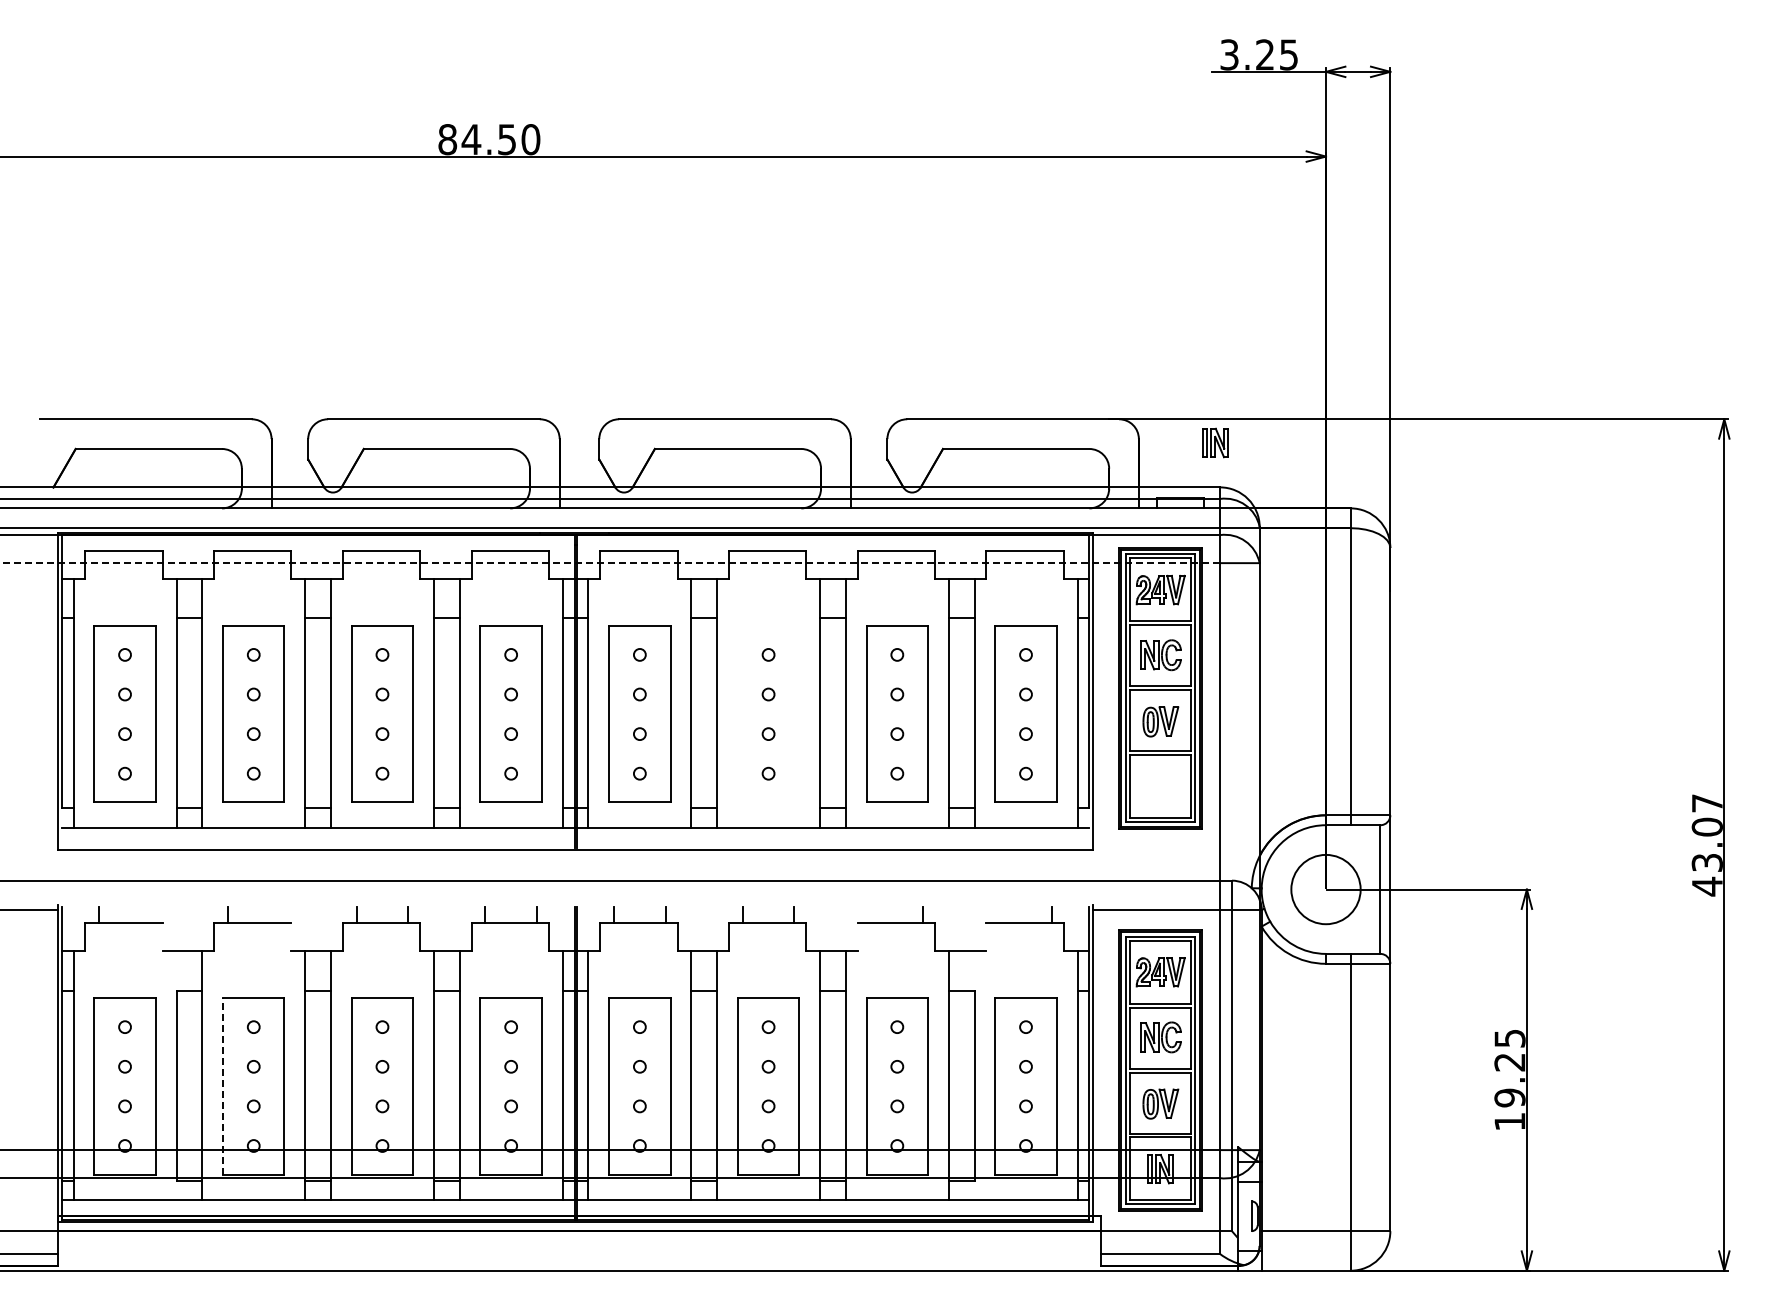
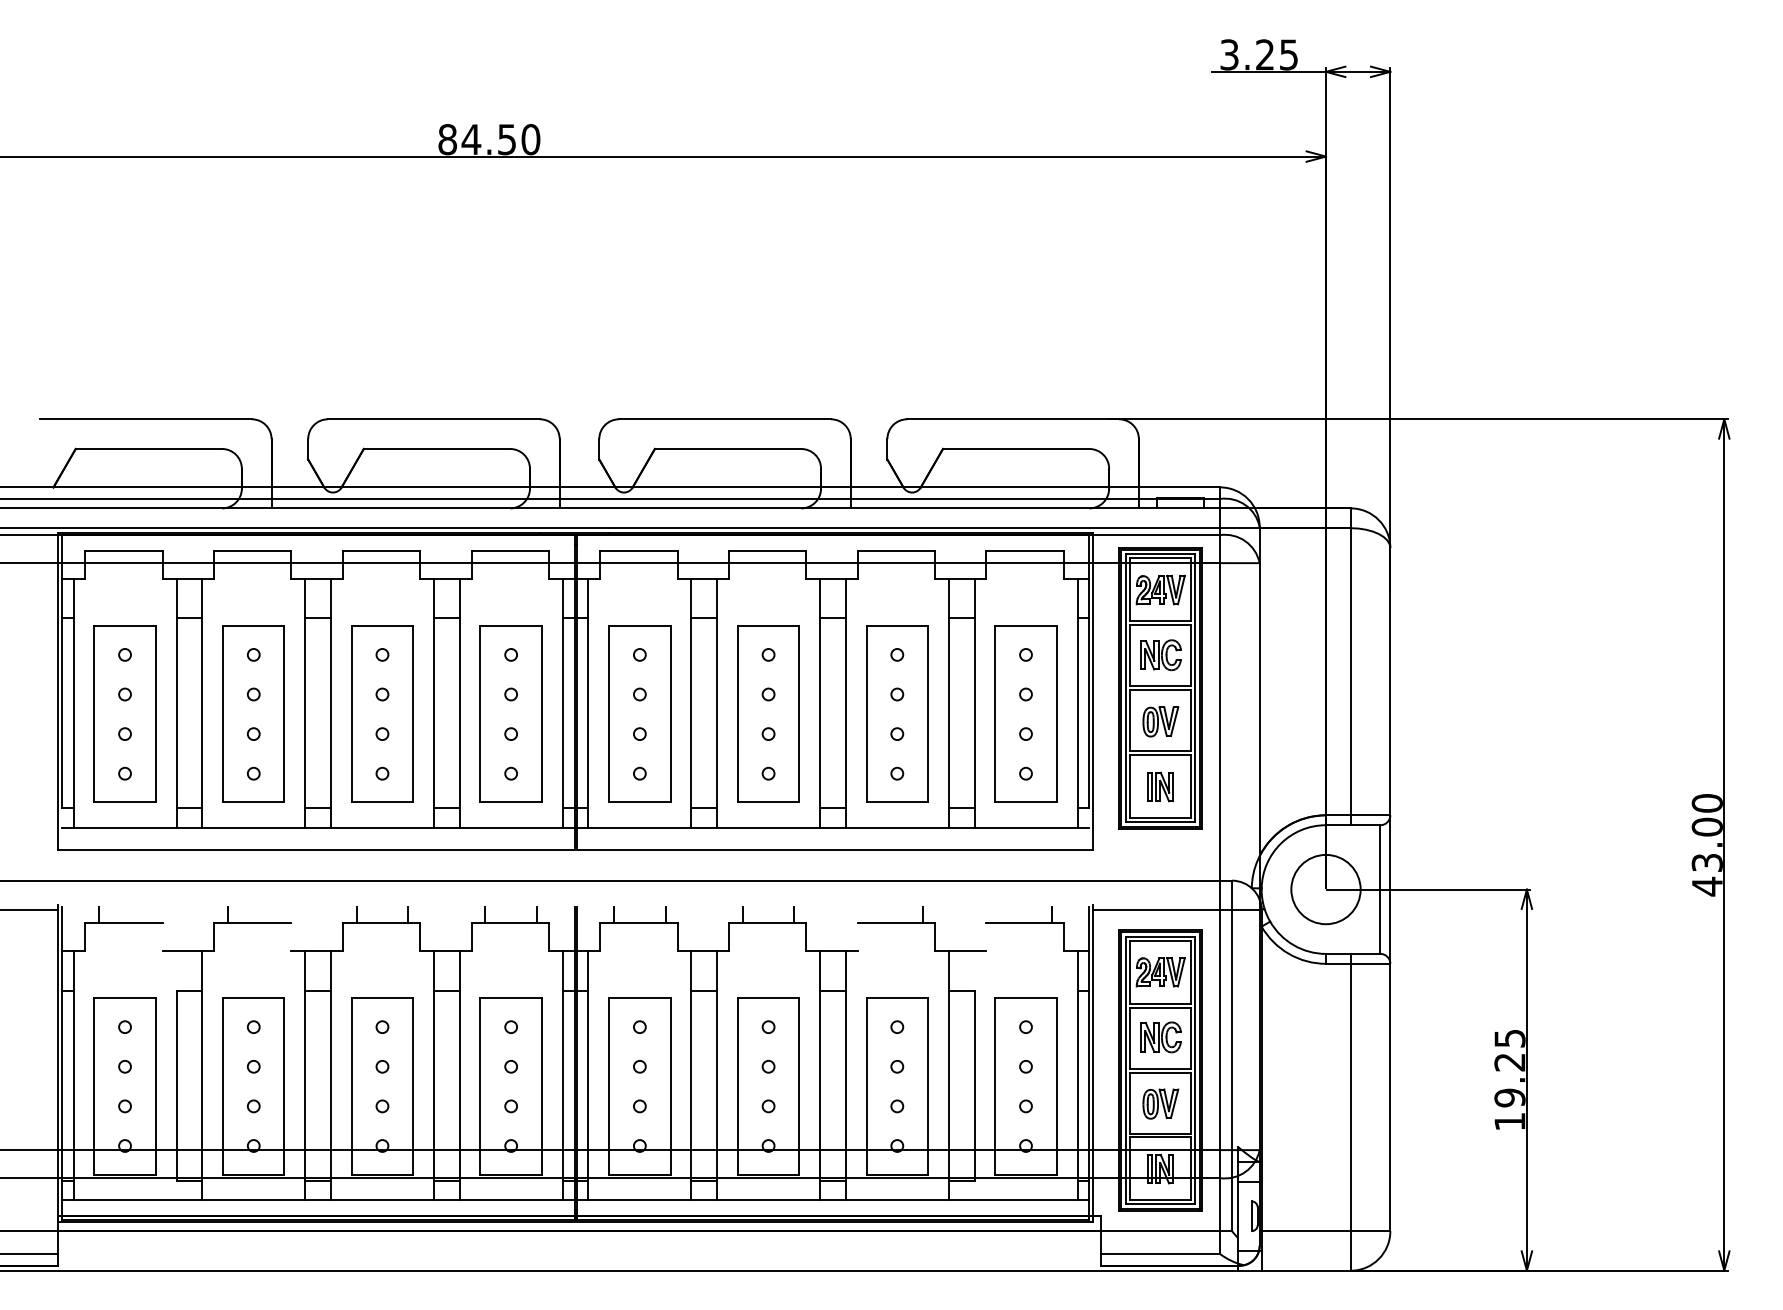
part position: (1215, 442) -> (1160, 786) (1160, 786)
line: dashed -> solid (610, 563)
part: none -> present (768, 713)
text: 43.07 -> 43.00 (1706, 803)
line: dashed -> solid (223, 1086)
